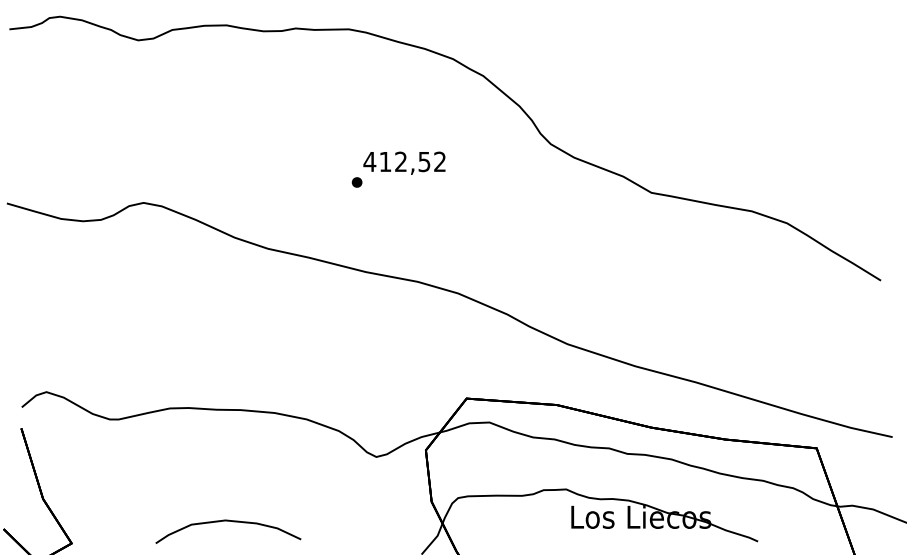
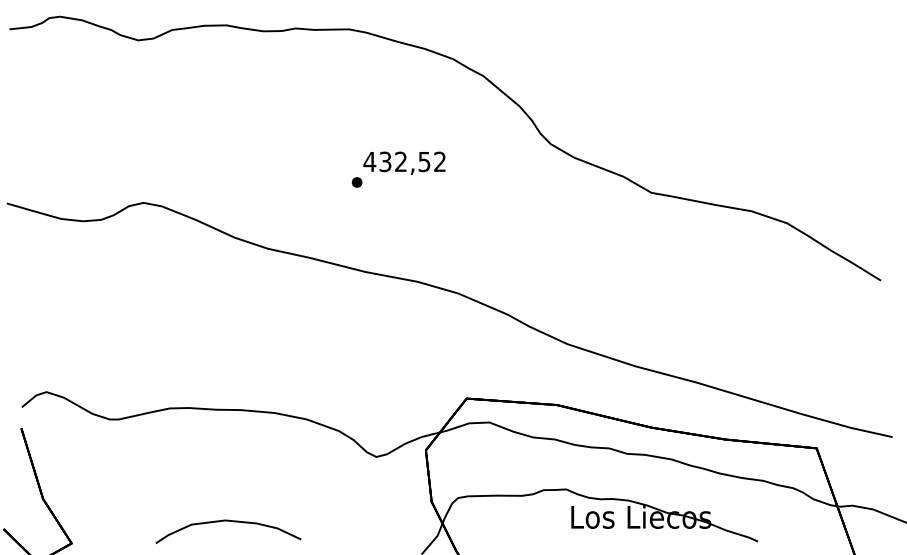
text: 412,52 -> 432,52 (385, 161)
